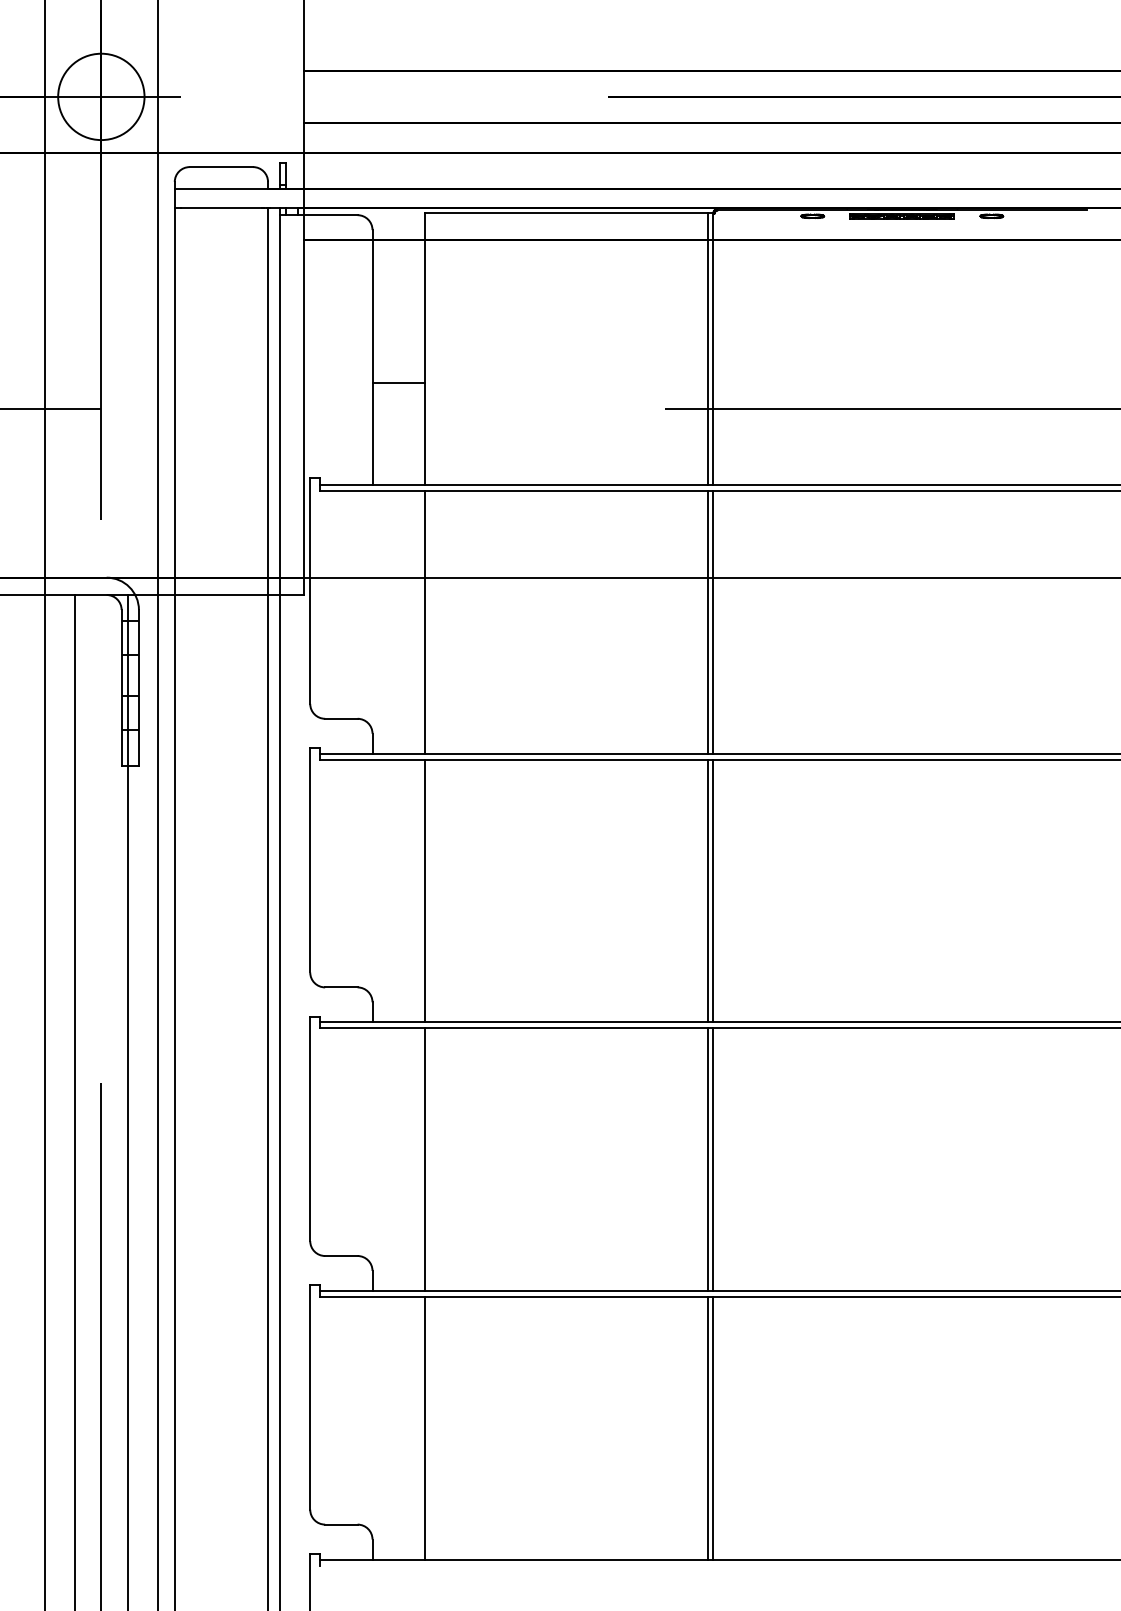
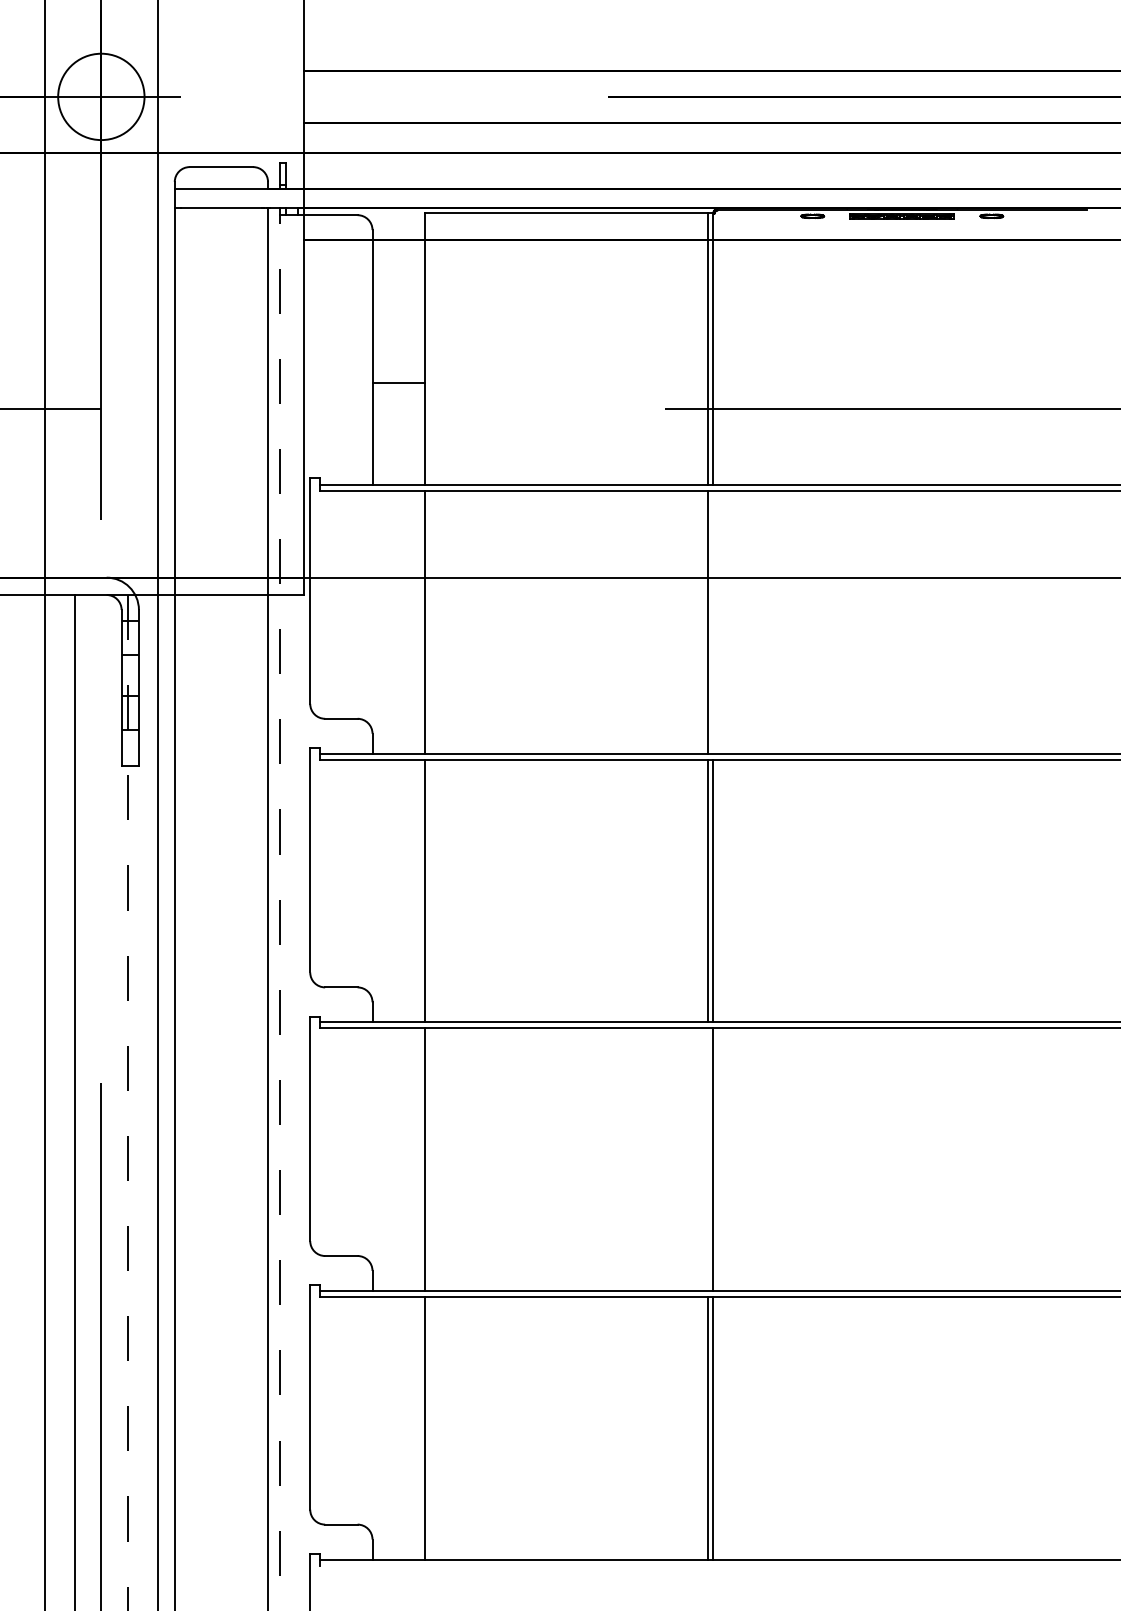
line: present -> none (713, 622)
line: solid -> dashed (280, 913)
line: solid -> dashed (127, 1102)
line: present -> none (707, 1159)
